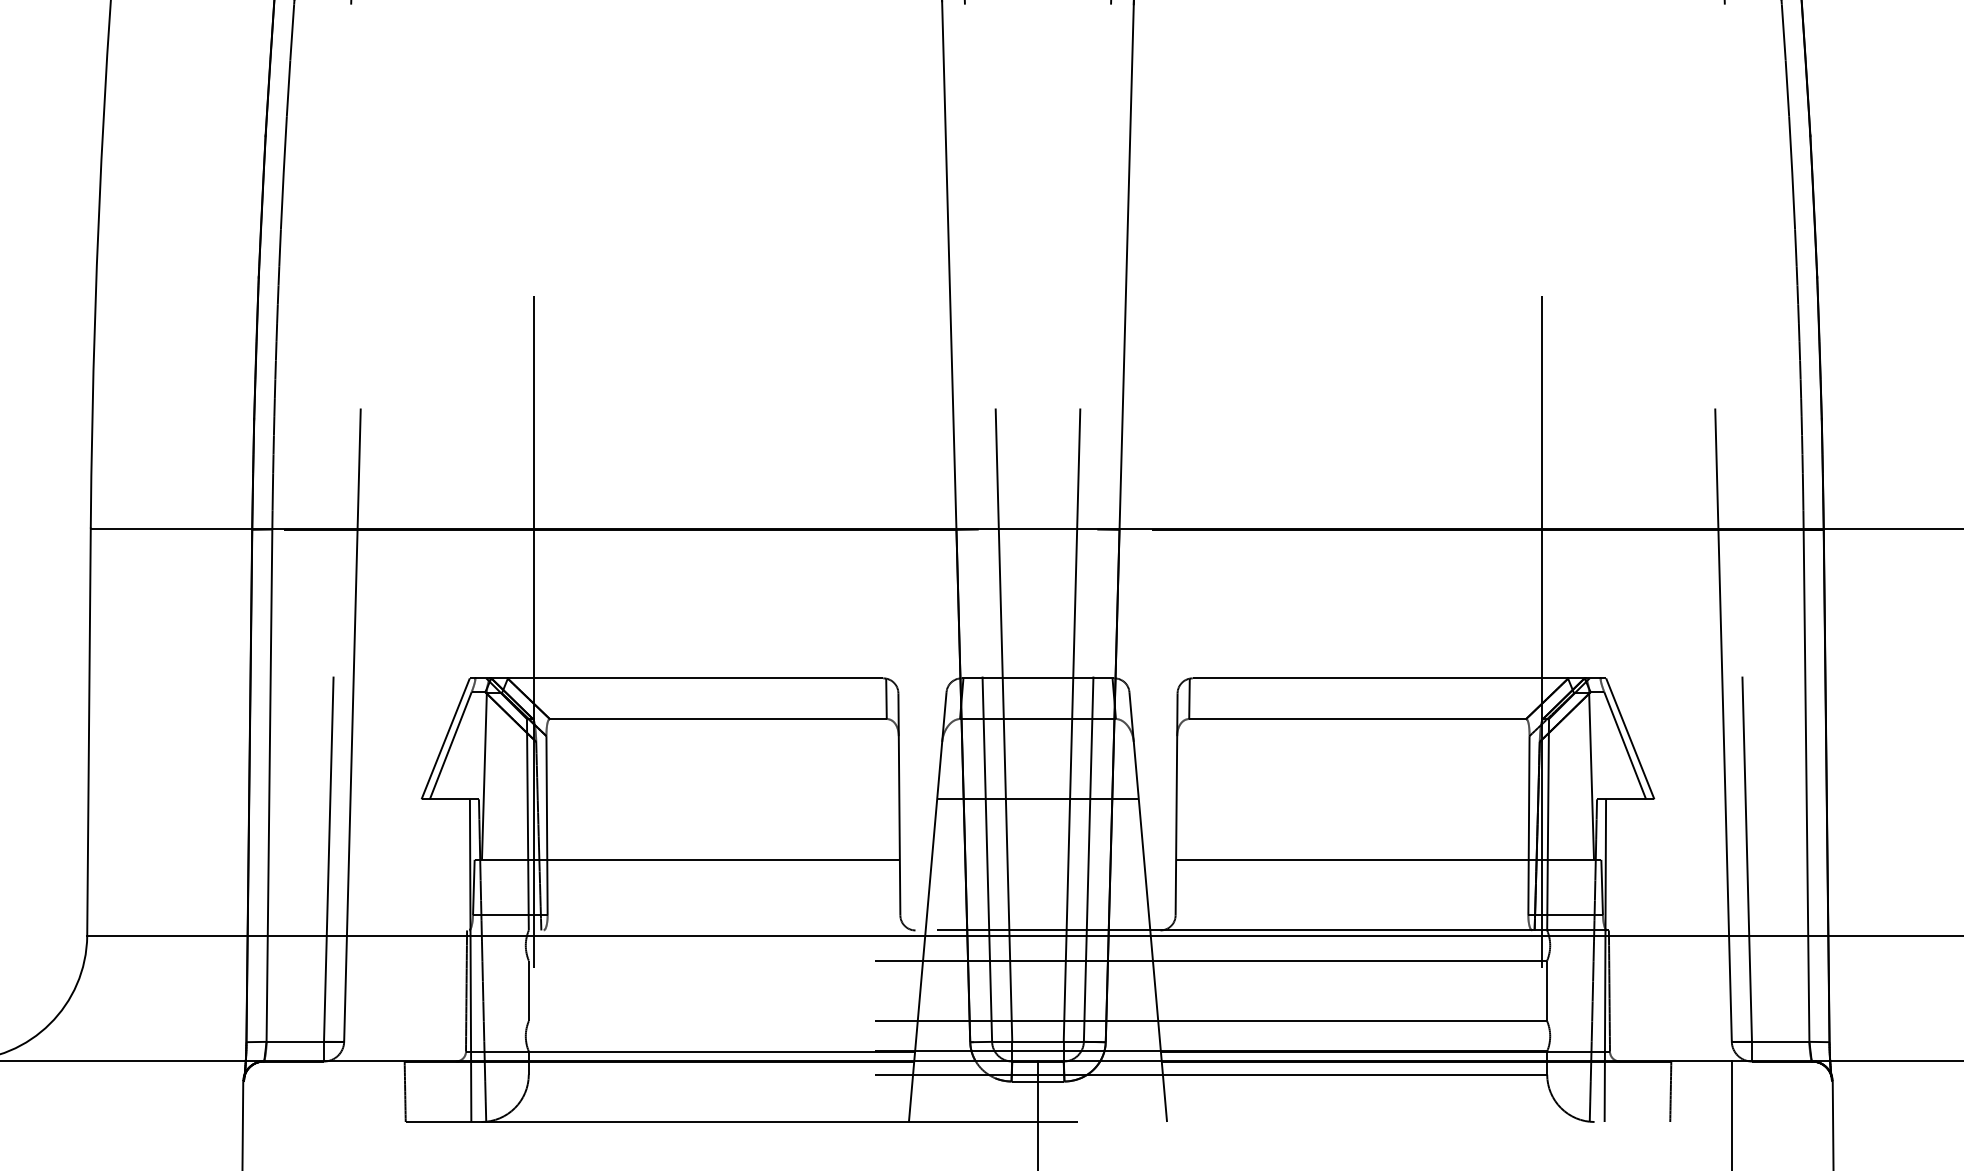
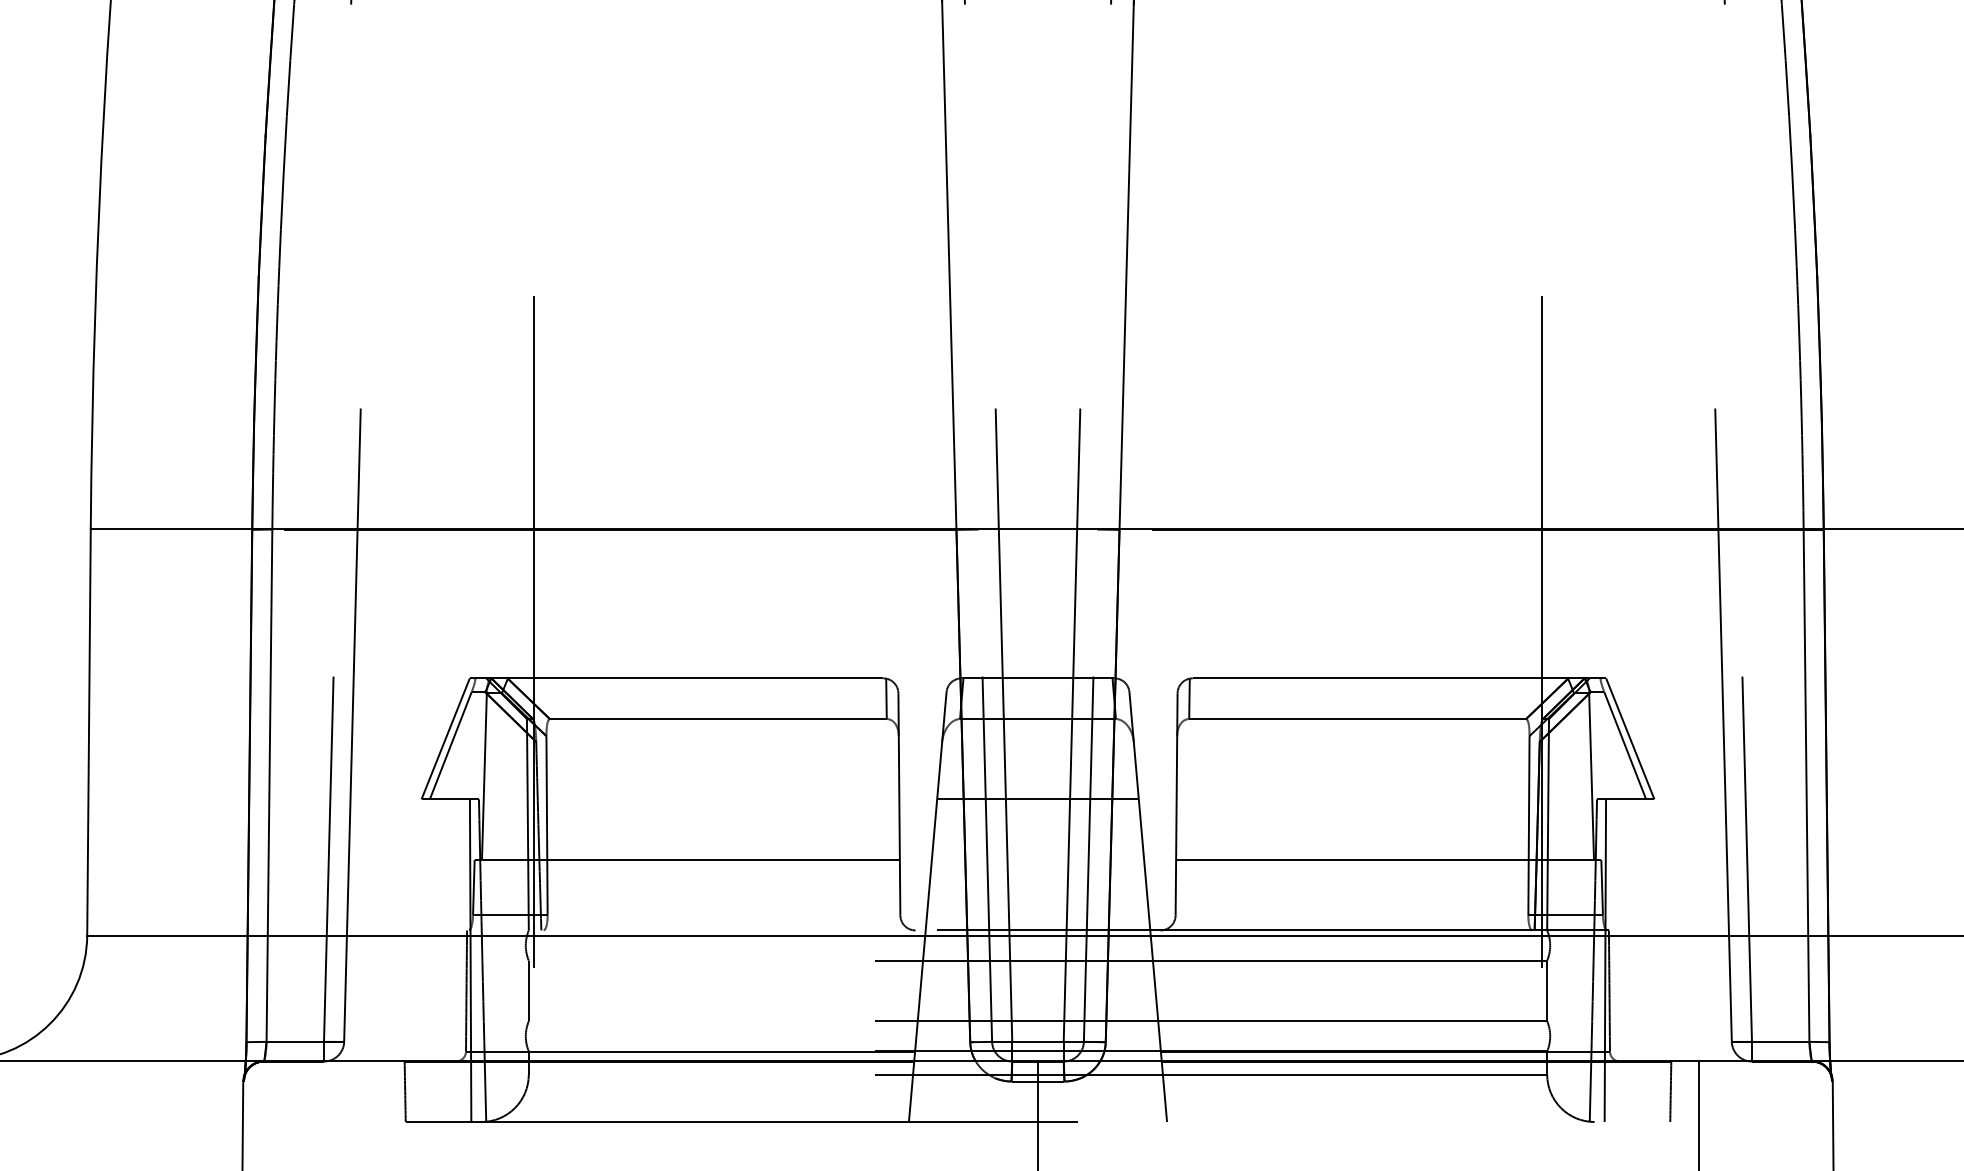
line position: (1731, 1113) -> (1698, 1113) (1698, 1113)
